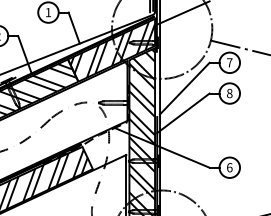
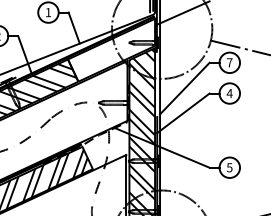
hatch: present -> none (112, 49)
text: 8 -> 4 (229, 93)
text: 6 -> 5 (229, 167)
